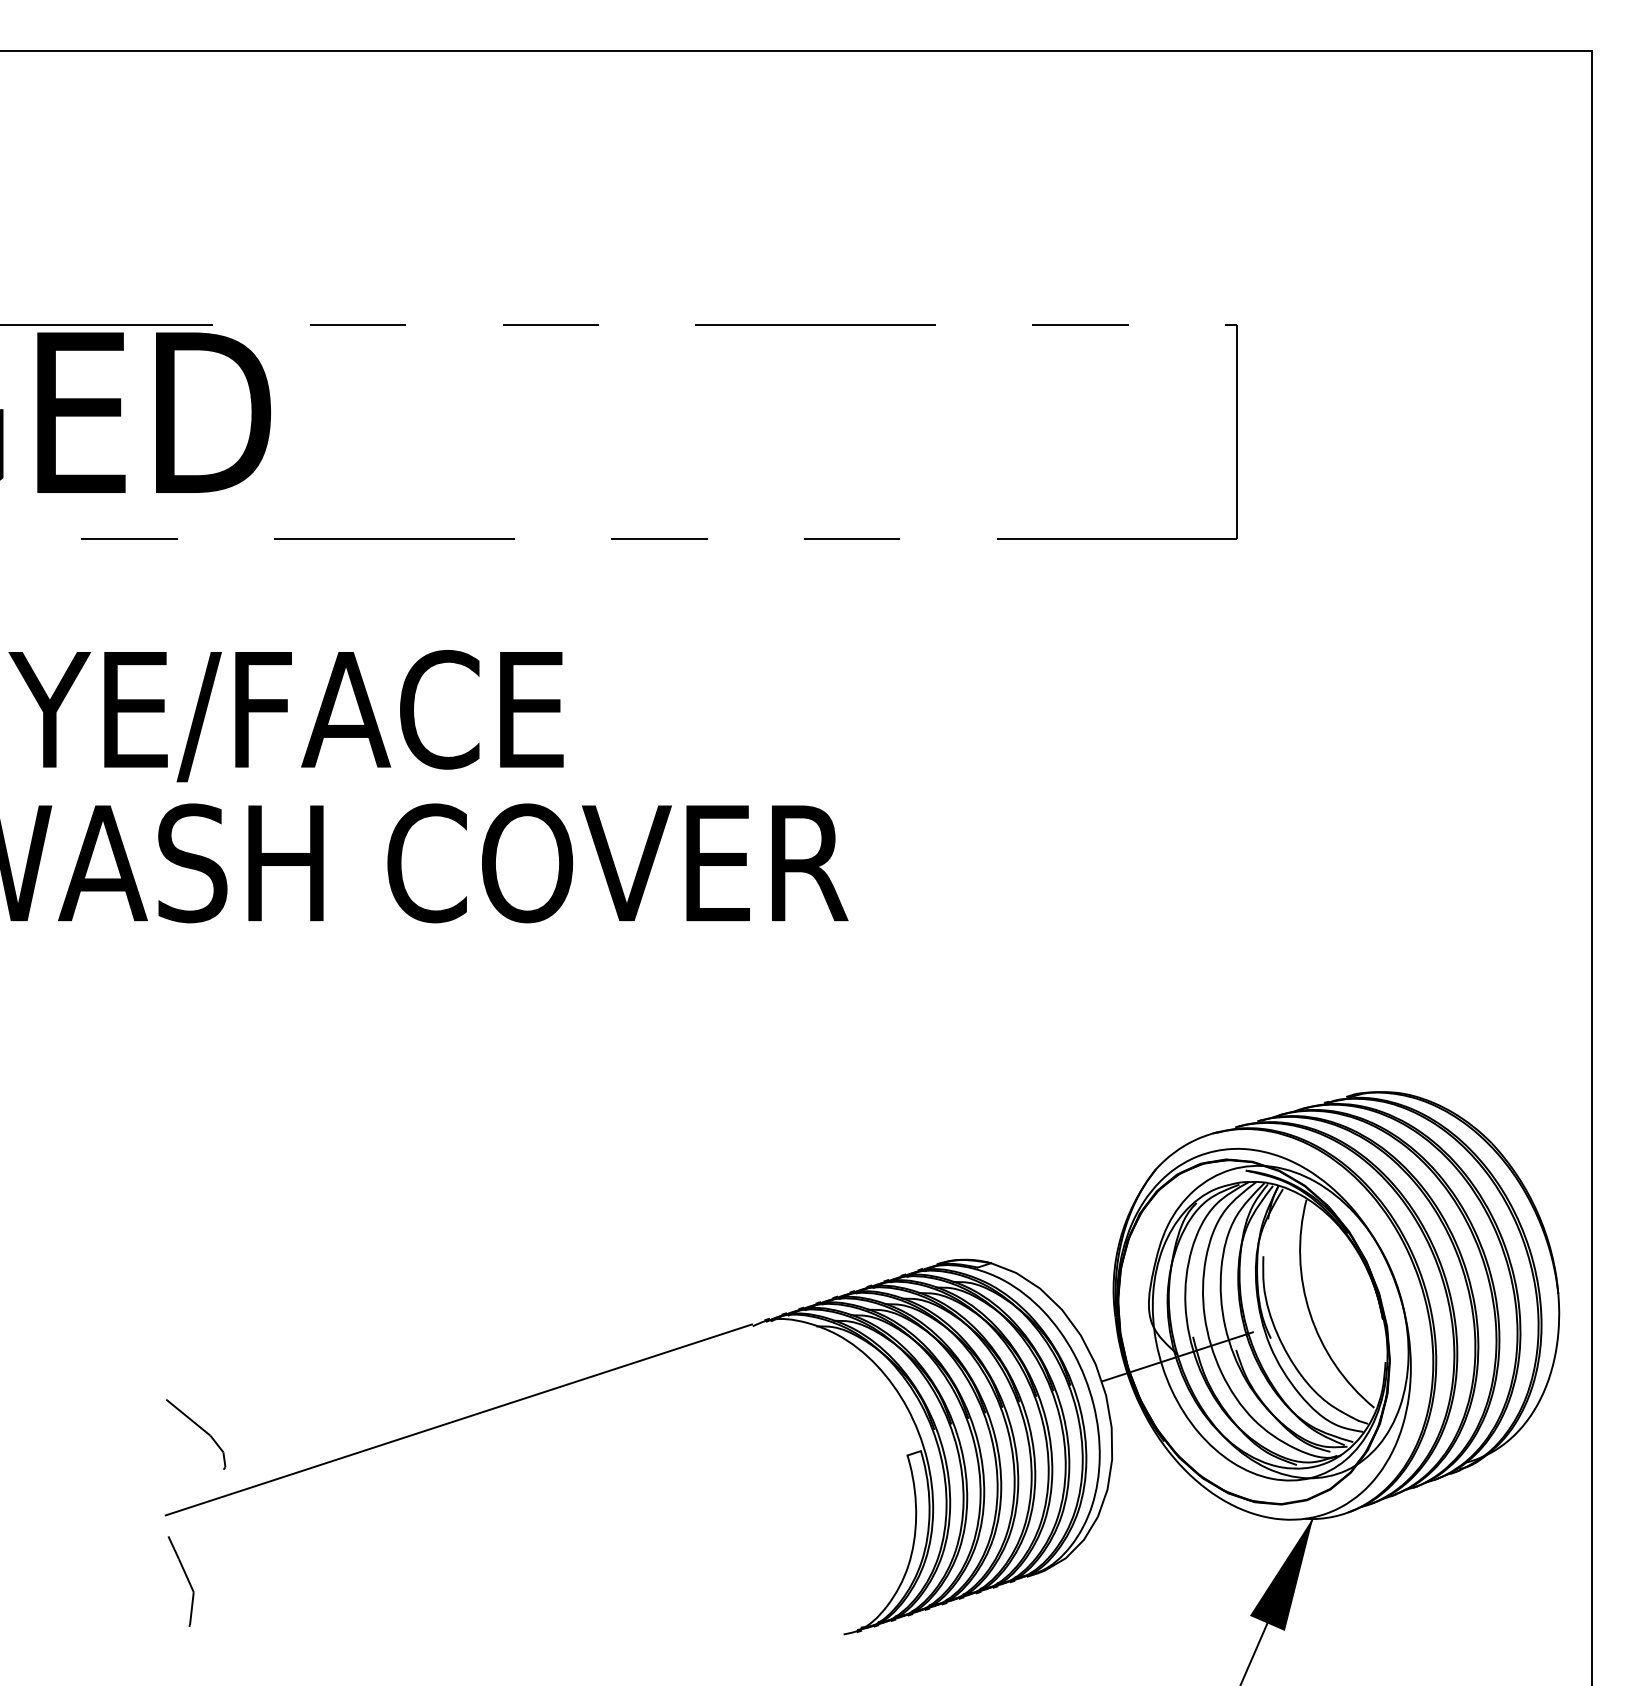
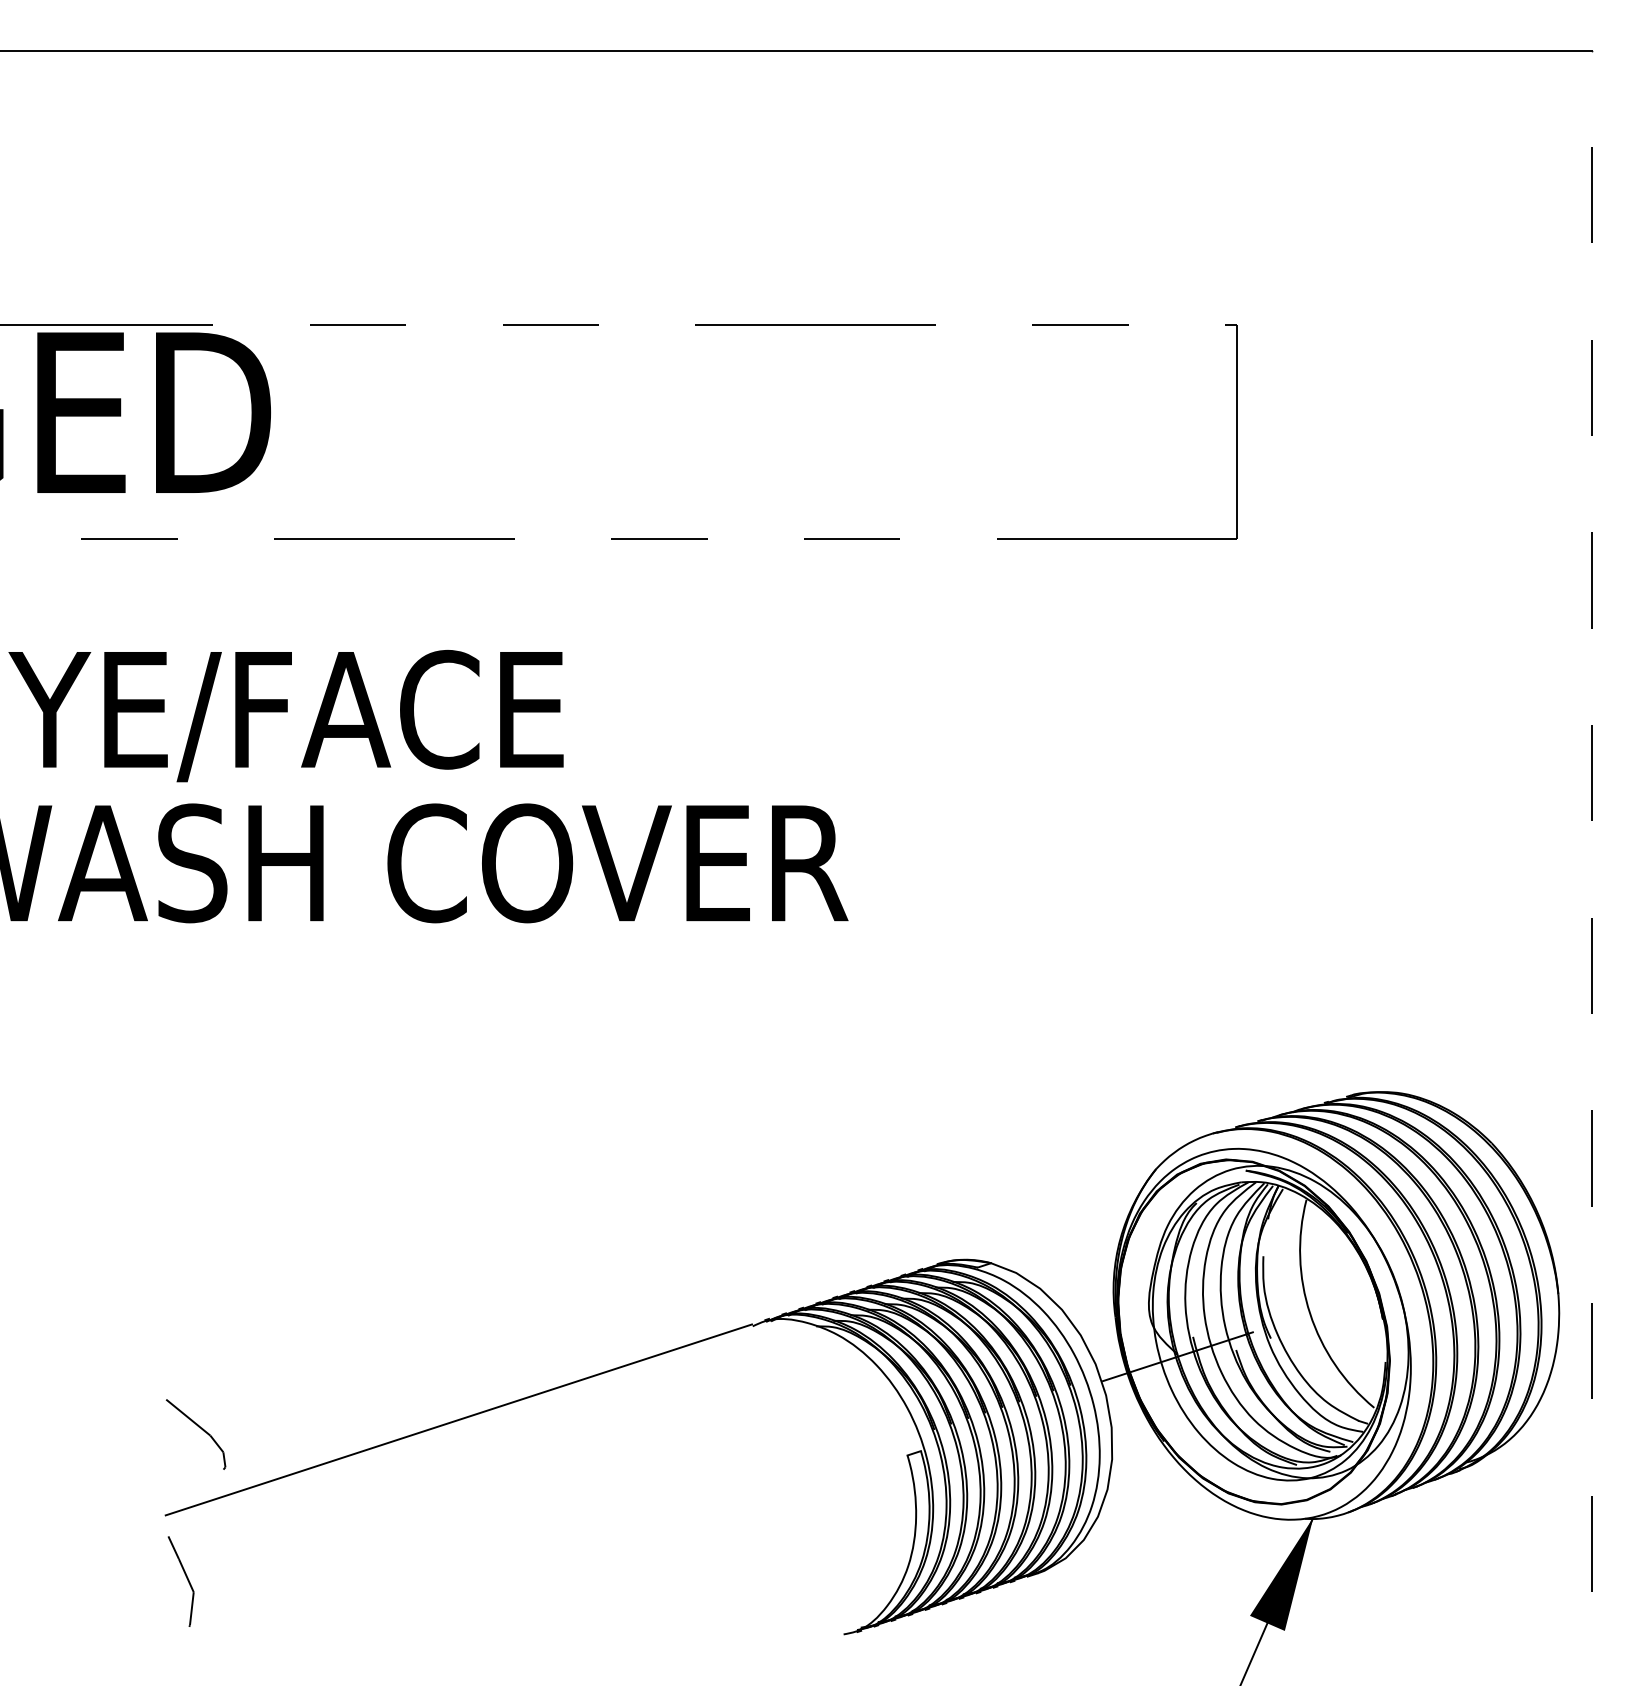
line: solid -> dashed (1591, 867)
